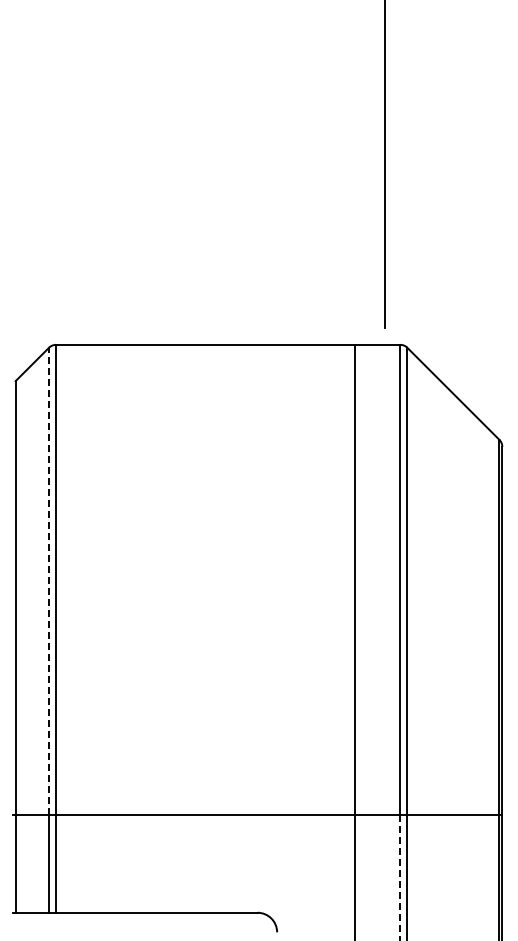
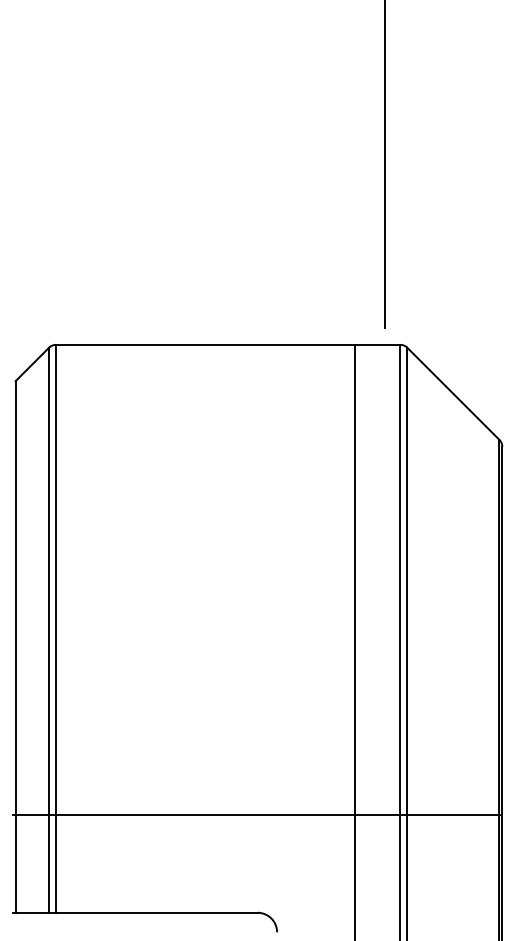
line: dashed -> solid (49, 581)
line: dashed -> solid (400, 877)
